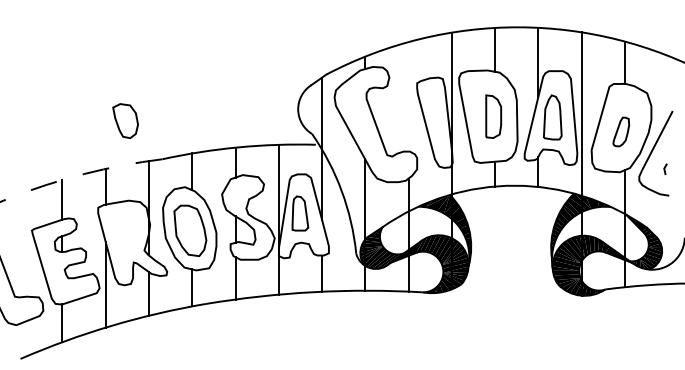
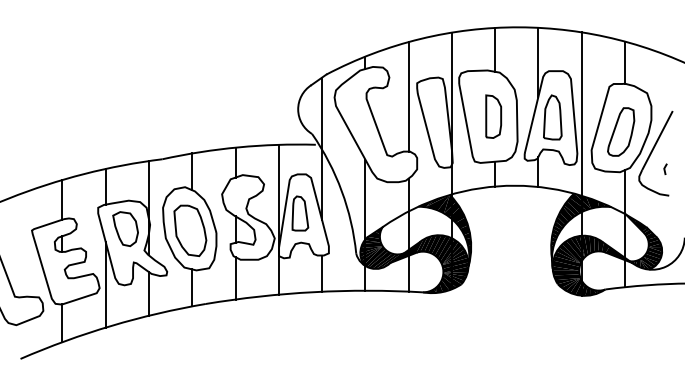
line: none -> present (408, 96)
part position: (125, 121) -> (125, 229) (125, 229)
part size: 19x32 px -> 29x50 px (621, 131)
arc: dashed -> solid (79, 175)
